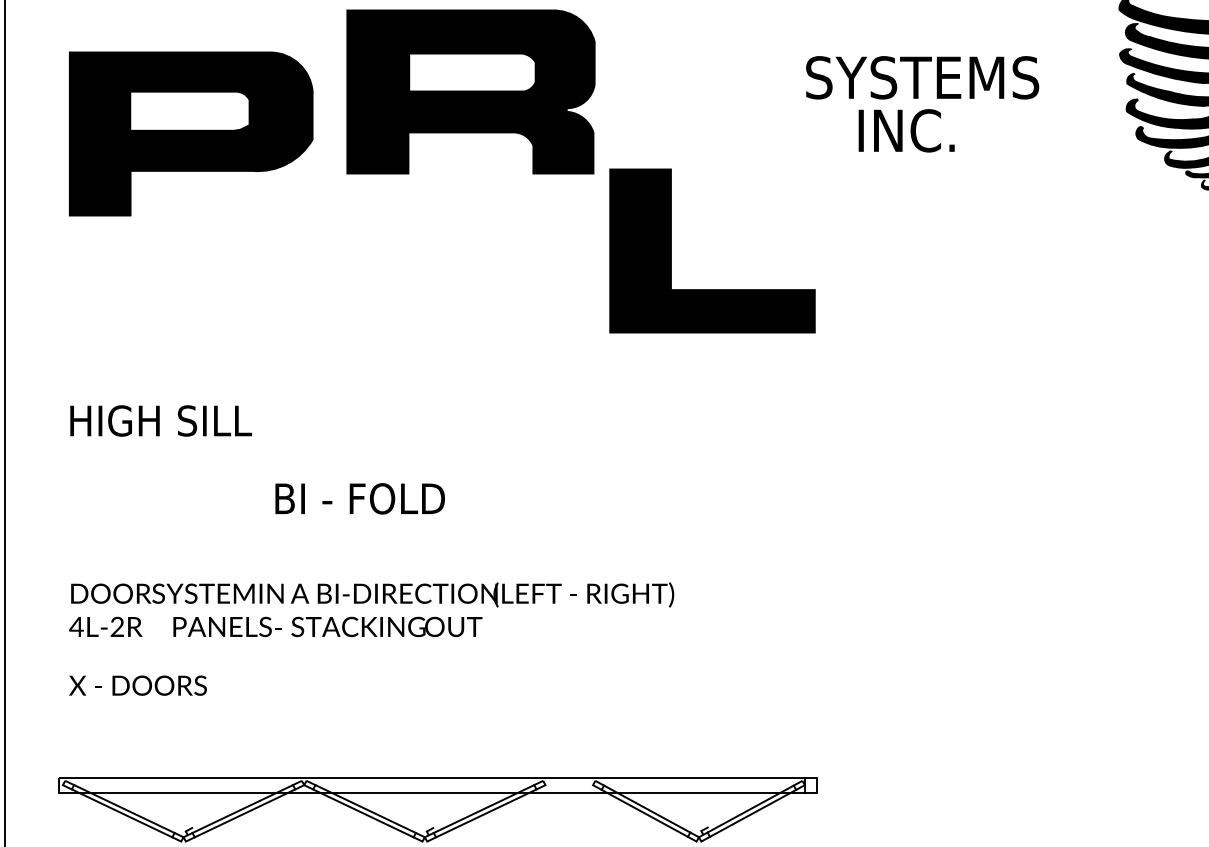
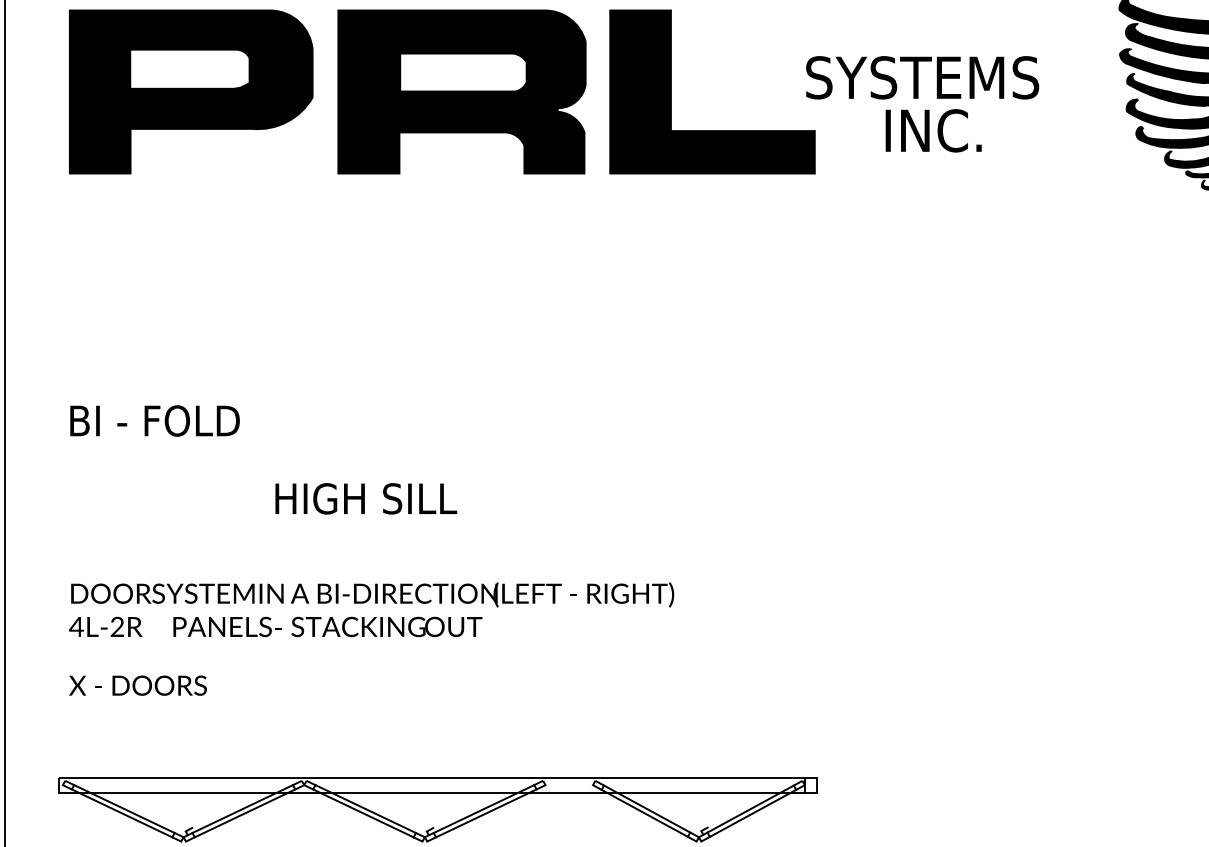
part position: (470, 91) -> (461, 91) (461, 91)
text position: (906, 130) -> (933, 130) (933, 130)
part position: (191, 133) -> (191, 91) (191, 91)
part position: (712, 289) -> (712, 130) (712, 130)
text: HIGH SILL -> BI - FOLD (162, 420)
text: BI - FOLD -> HIGH SILL (368, 498)
